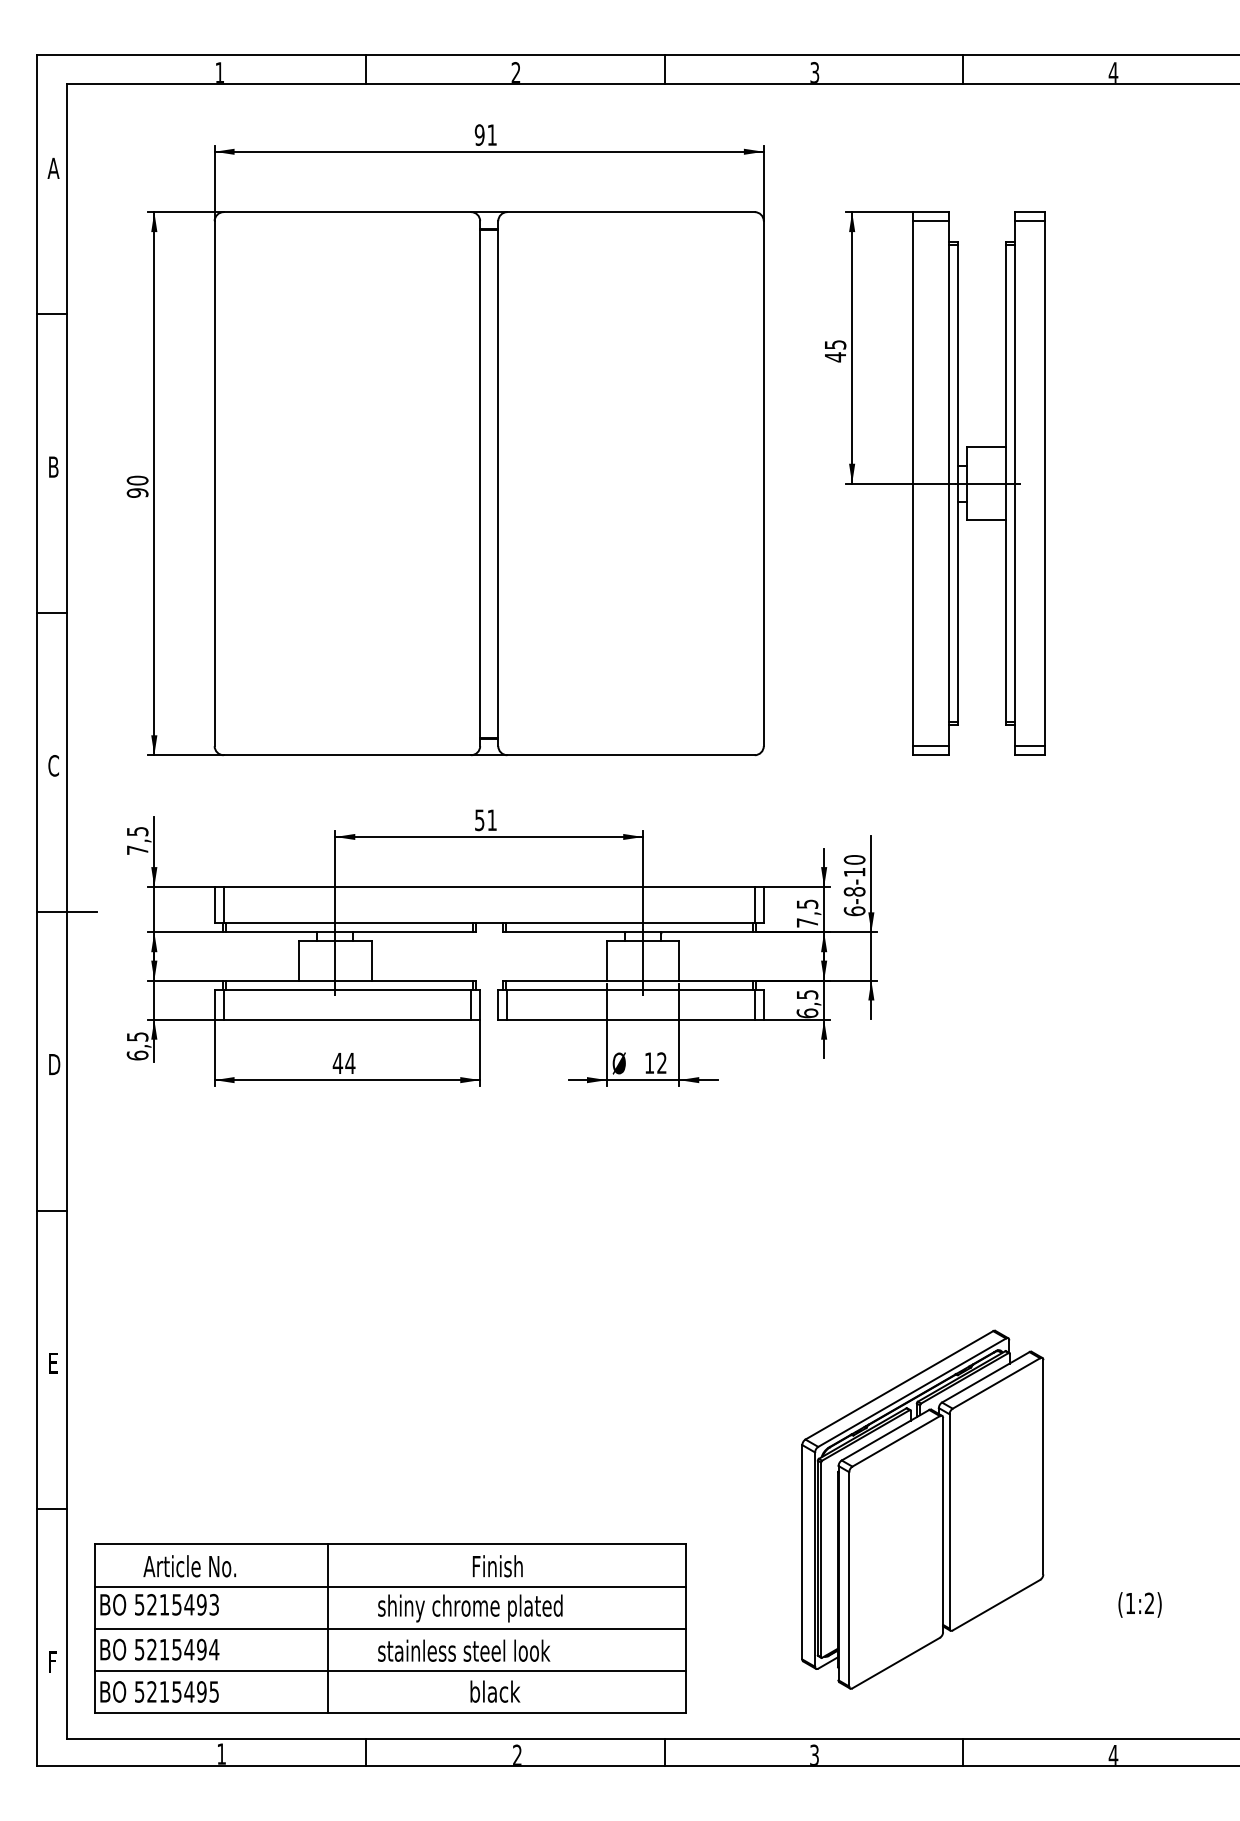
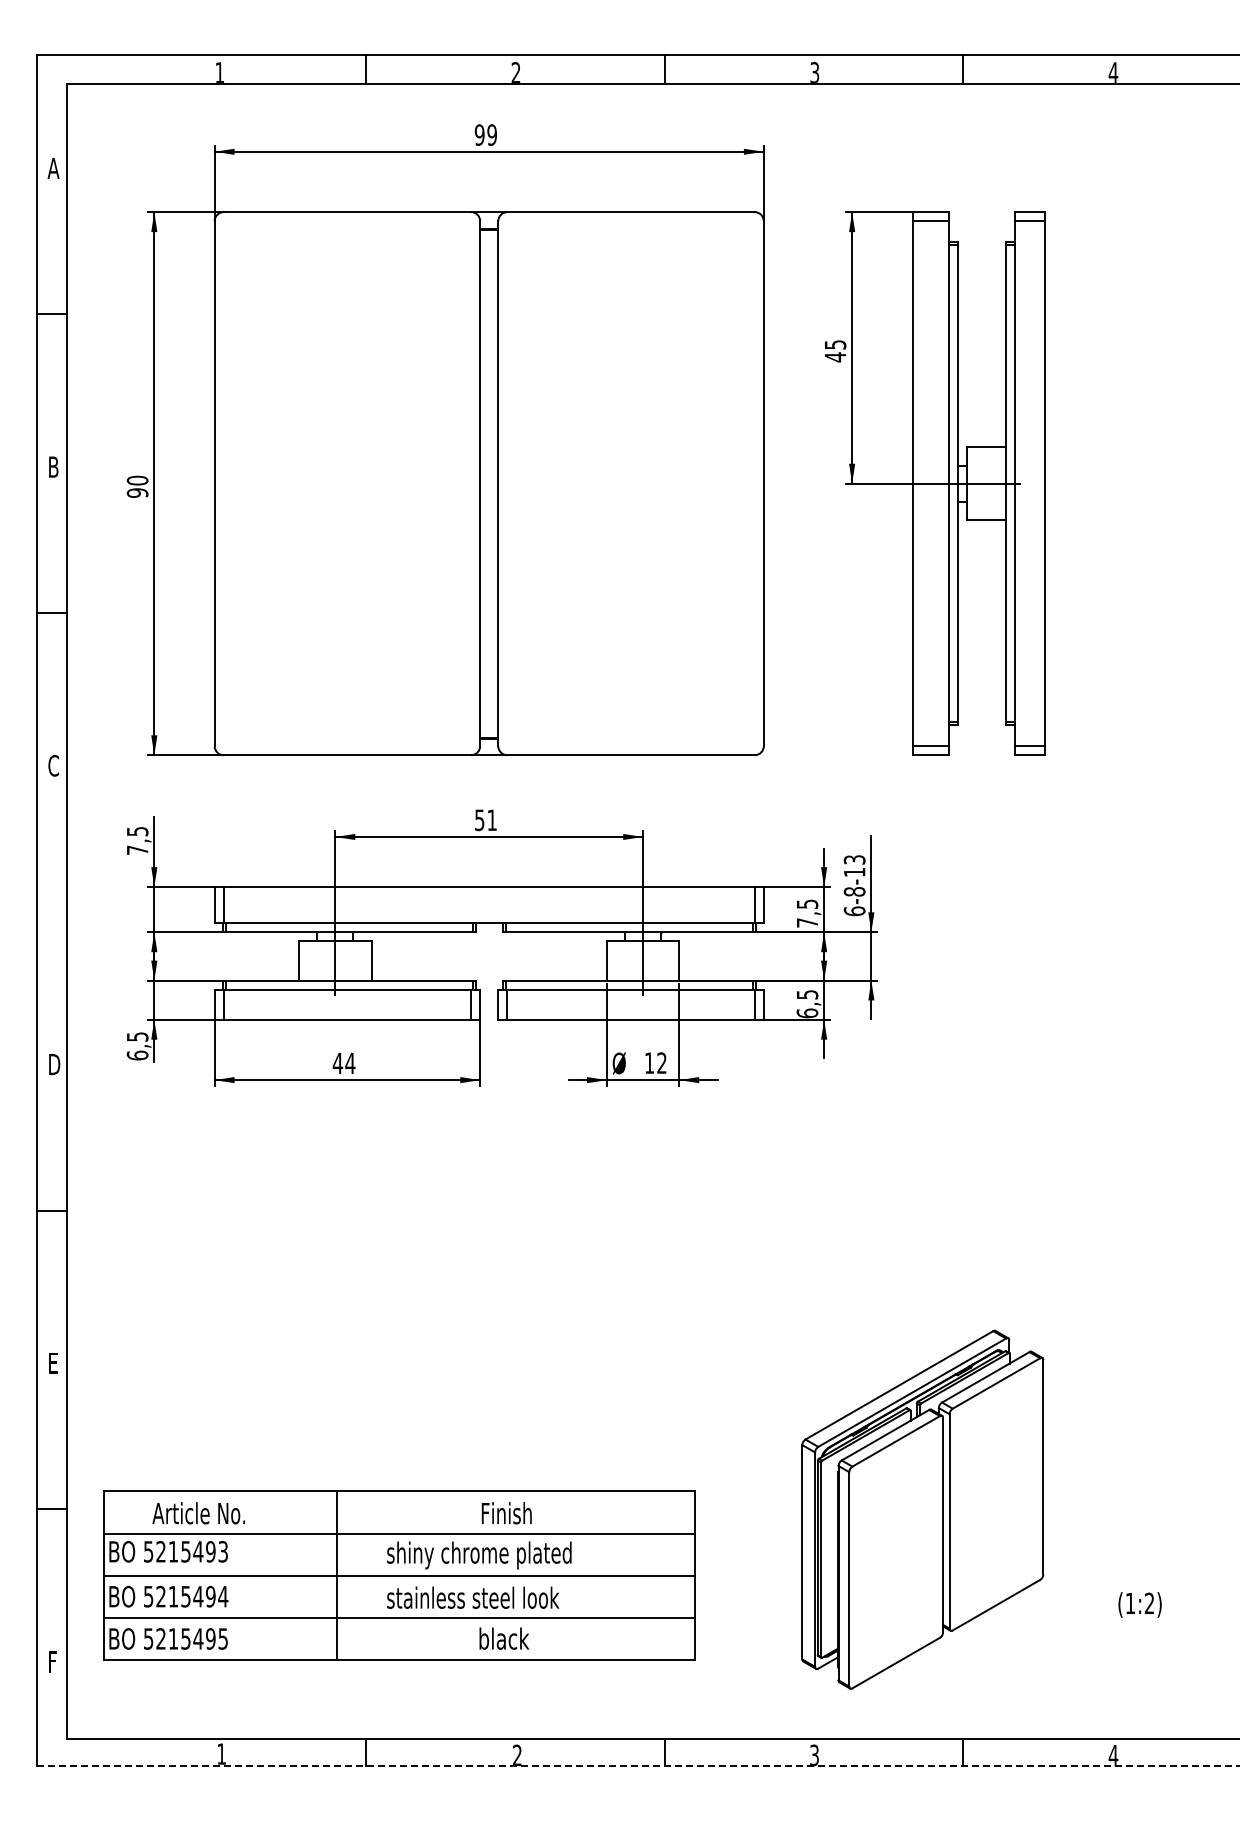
text: 91 -> 99 (491, 134)
text: 6-8-10 -> 6-8-13 (854, 859)
line: present -> none (67, 911)
part position: (390, 1628) -> (399, 1575) (399, 1575)
line: solid -> dashed (638, 1766)
